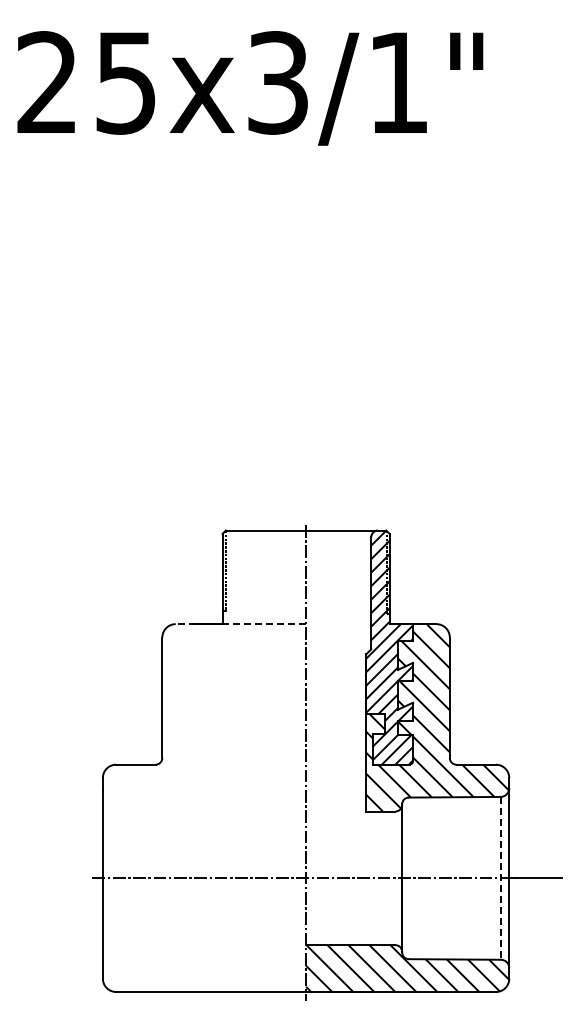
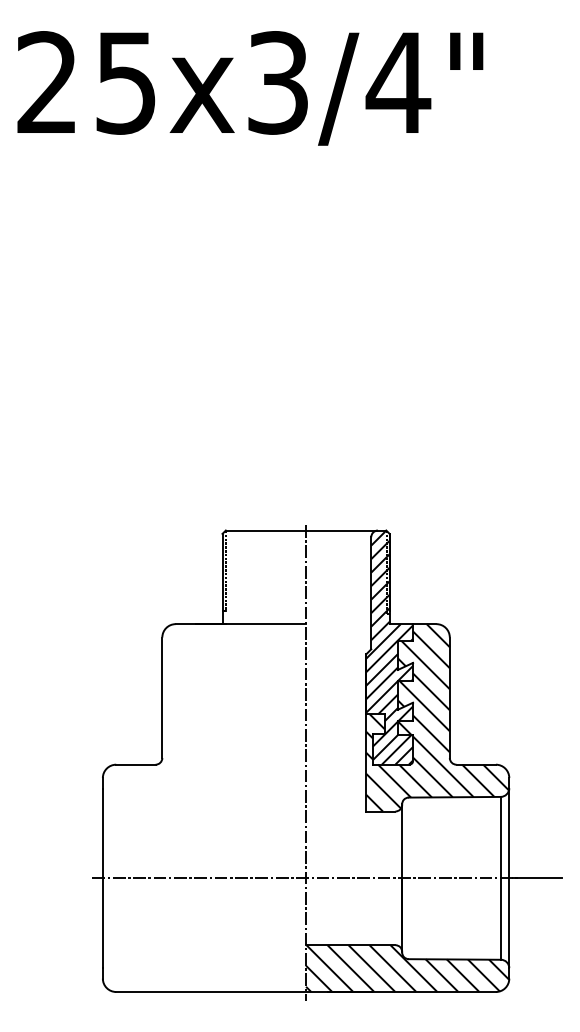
text: 25x3/1" -> 25x3/4" (398, 82)
line: dashed -> solid (240, 624)
line: dashed -> solid (500, 878)
